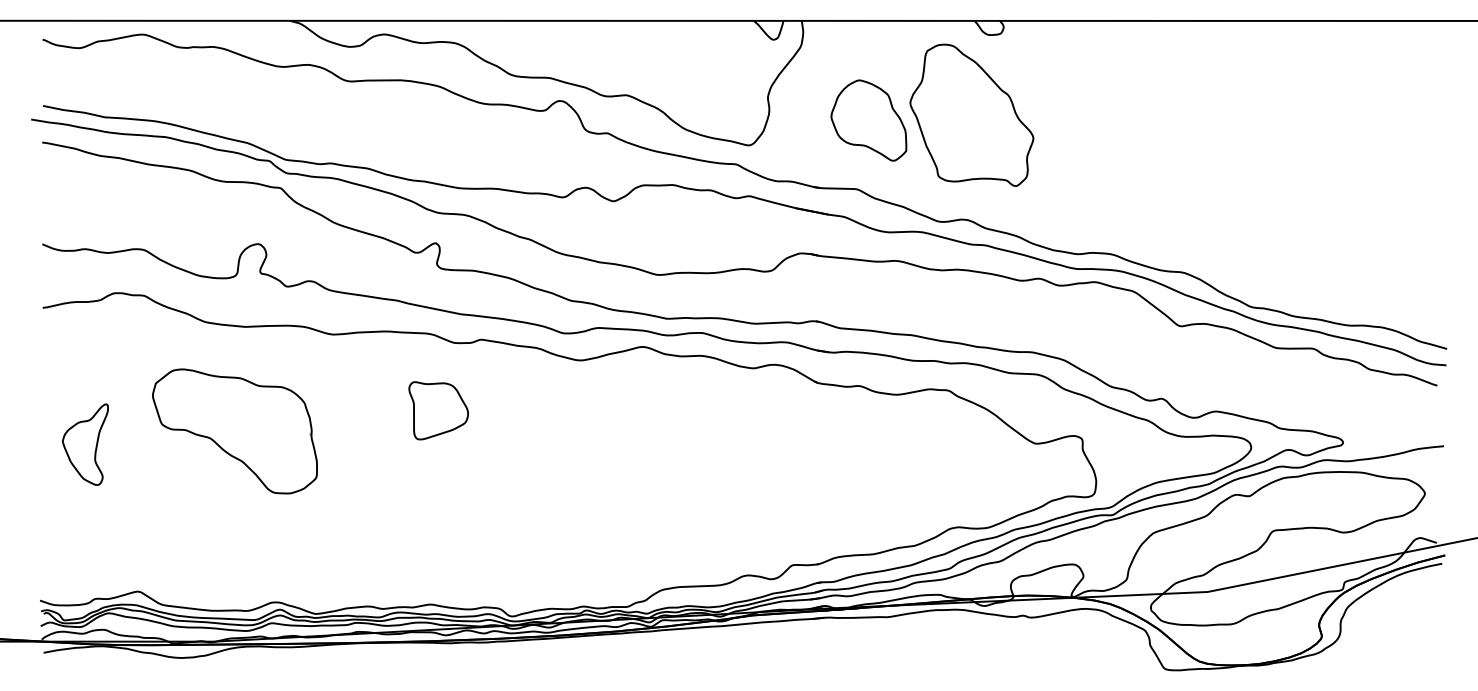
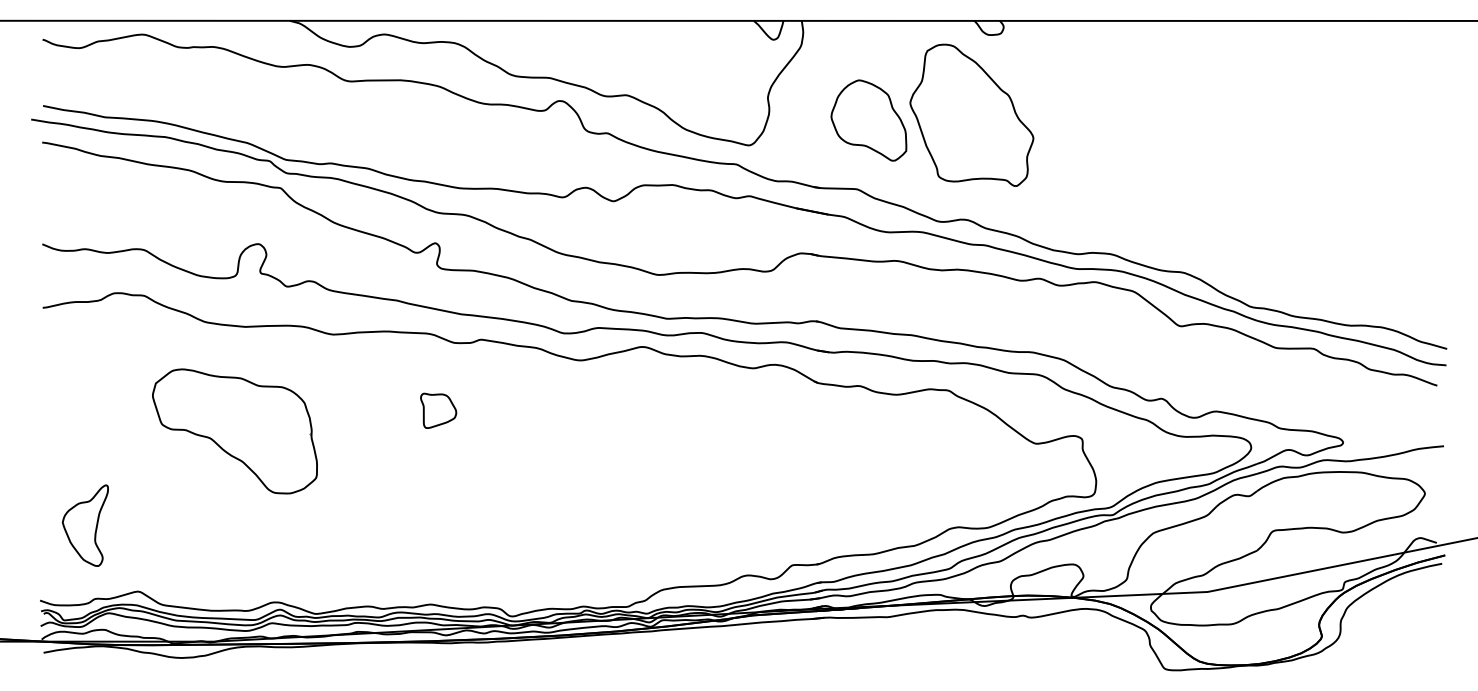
part size: 61x60 px -> 38x37 px (438, 410)
part position: (84, 444) -> (84, 525) (84, 525)
